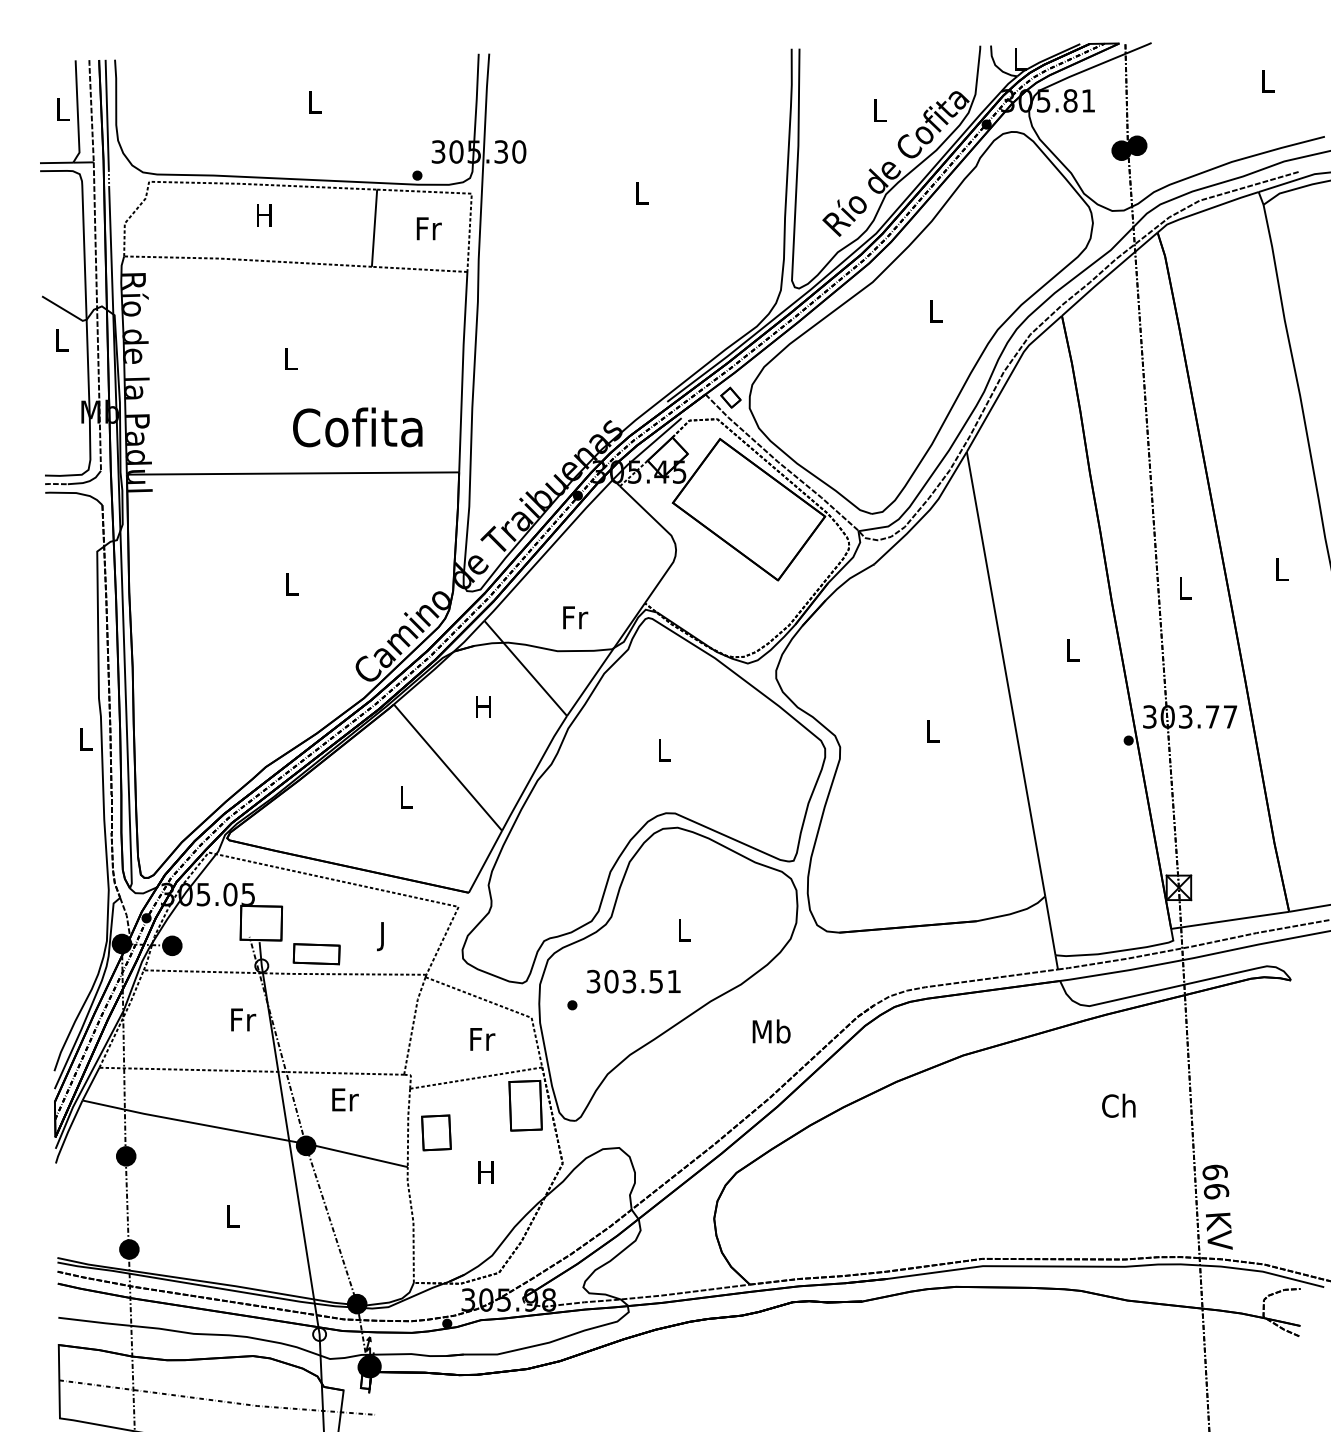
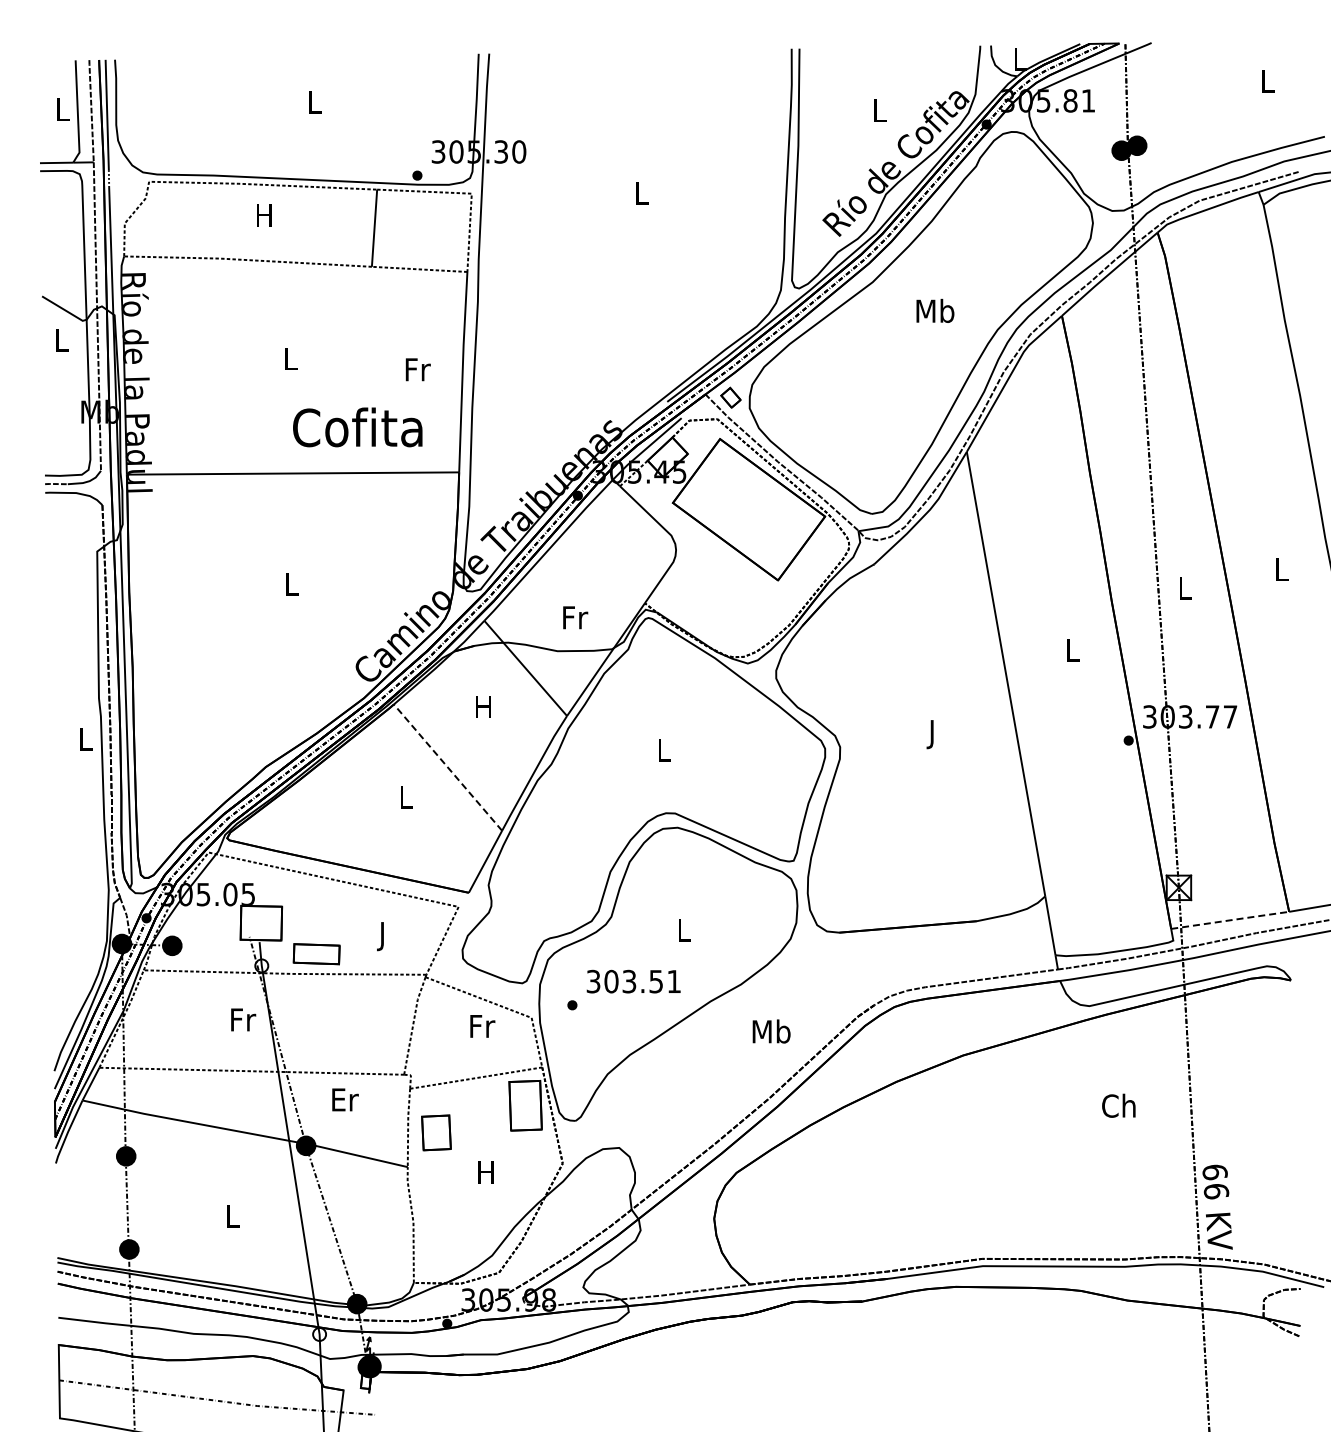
text position: (428, 228) -> (417, 369) (417, 369)
text: L -> Mb (935, 310)
text: L -> J (932, 734)
line: solid -> dashed (447, 767)
line: solid -> dashed (1231, 920)
text position: (482, 1039) -> (482, 1026) (482, 1026)
